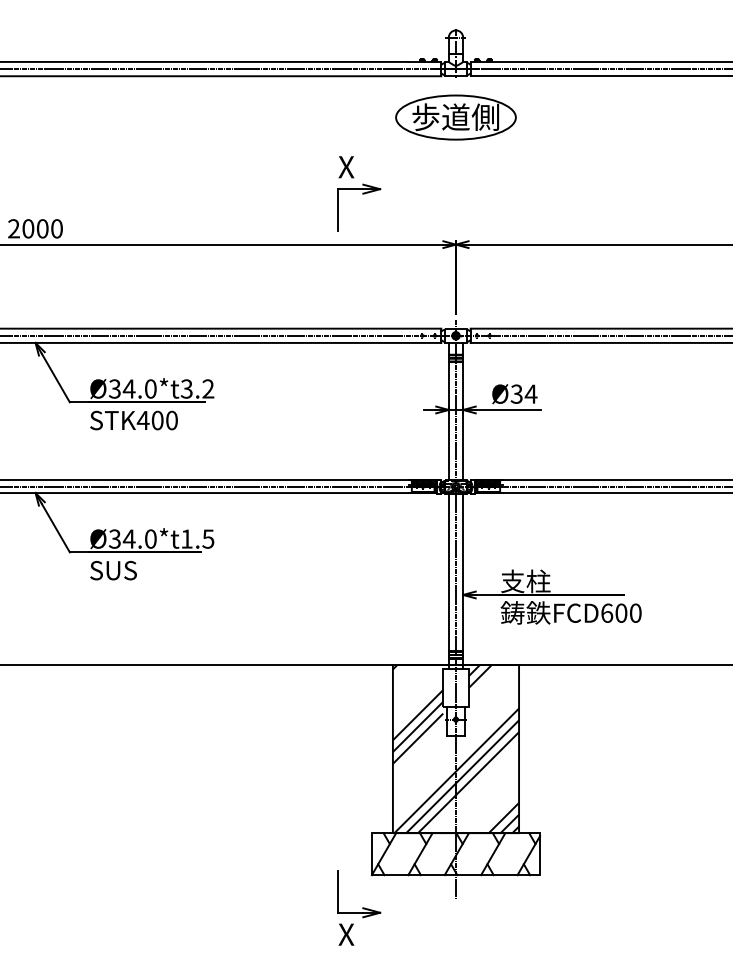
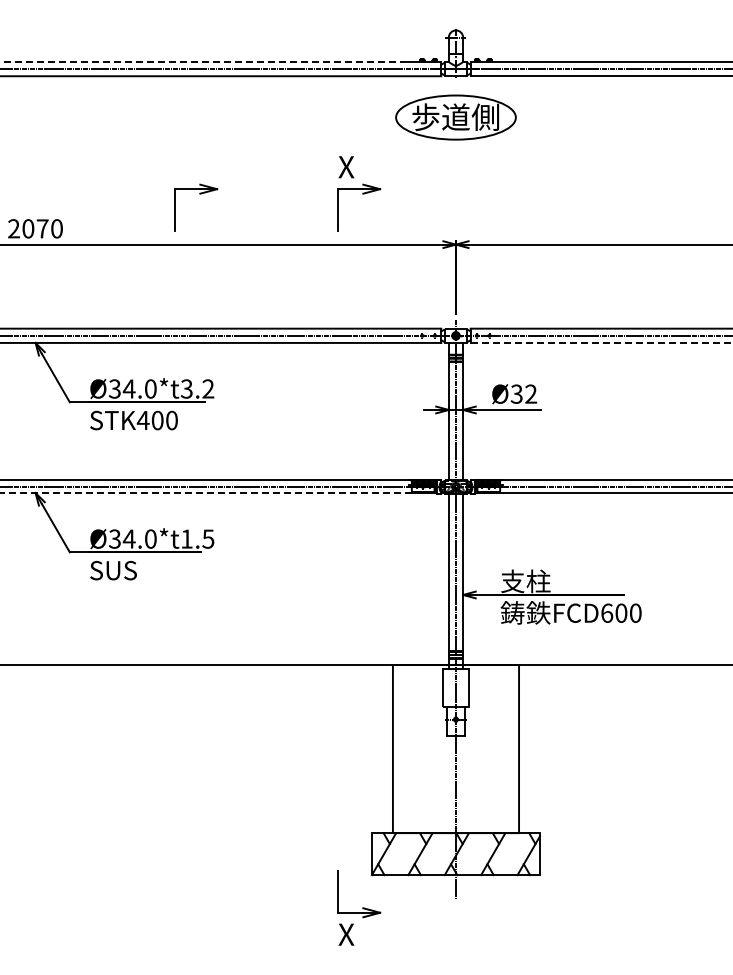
line: solid -> dashed (204, 61)
part: none -> present (199, 194)
text: 2000 -> 2070 (42, 228)
line: solid -> dashed (601, 342)
text: Ø34 -> Ø32 (530, 393)
line: solid -> dashed (217, 493)
hatch: present -> none (455, 748)
